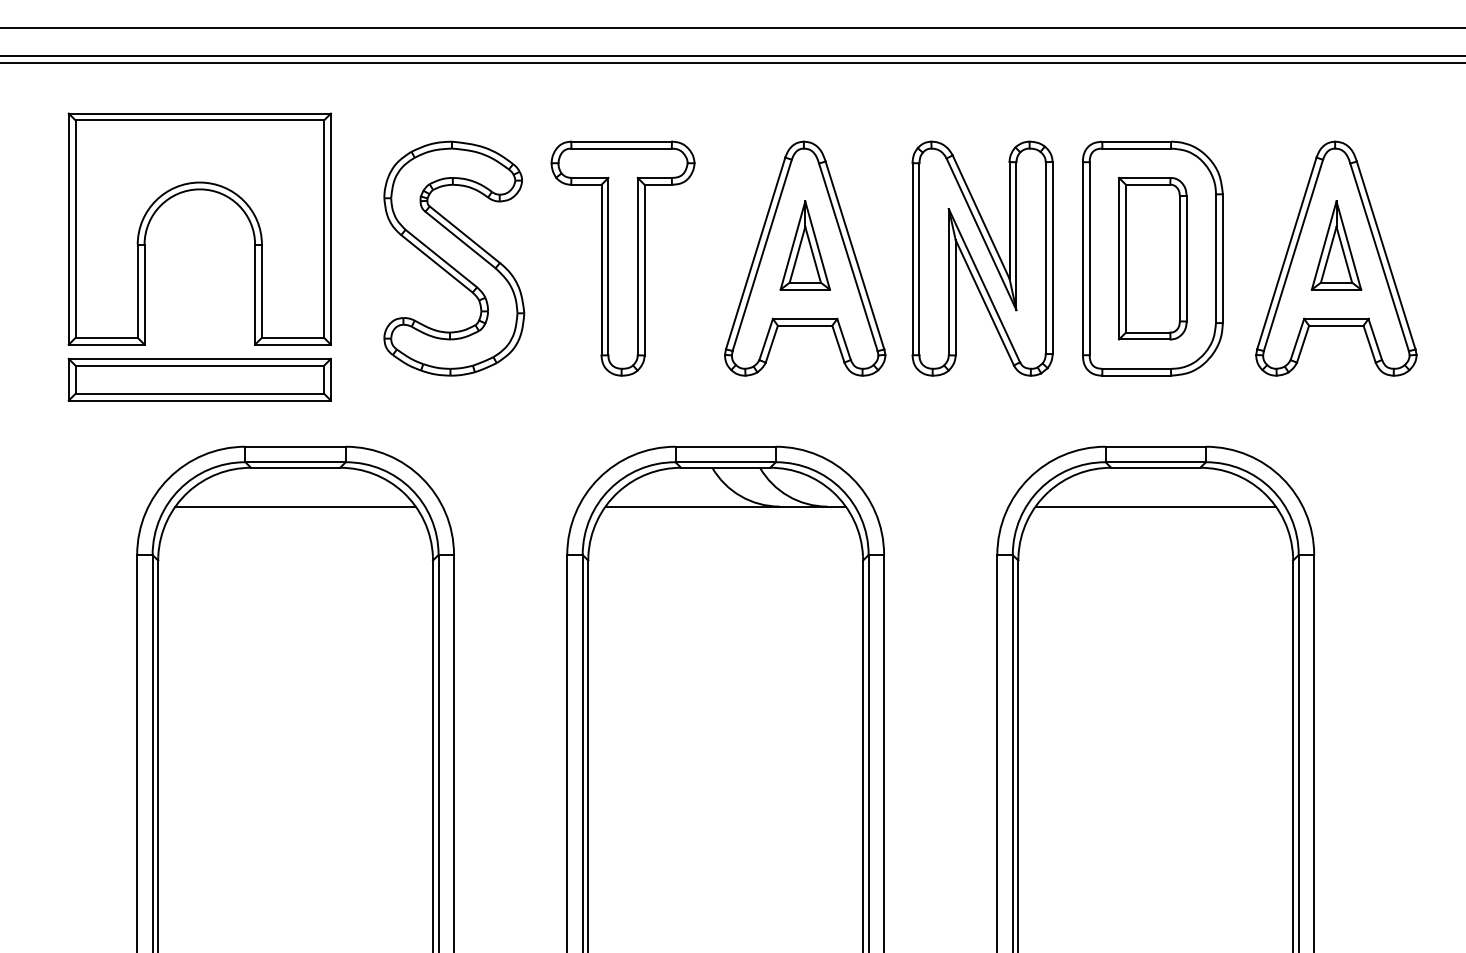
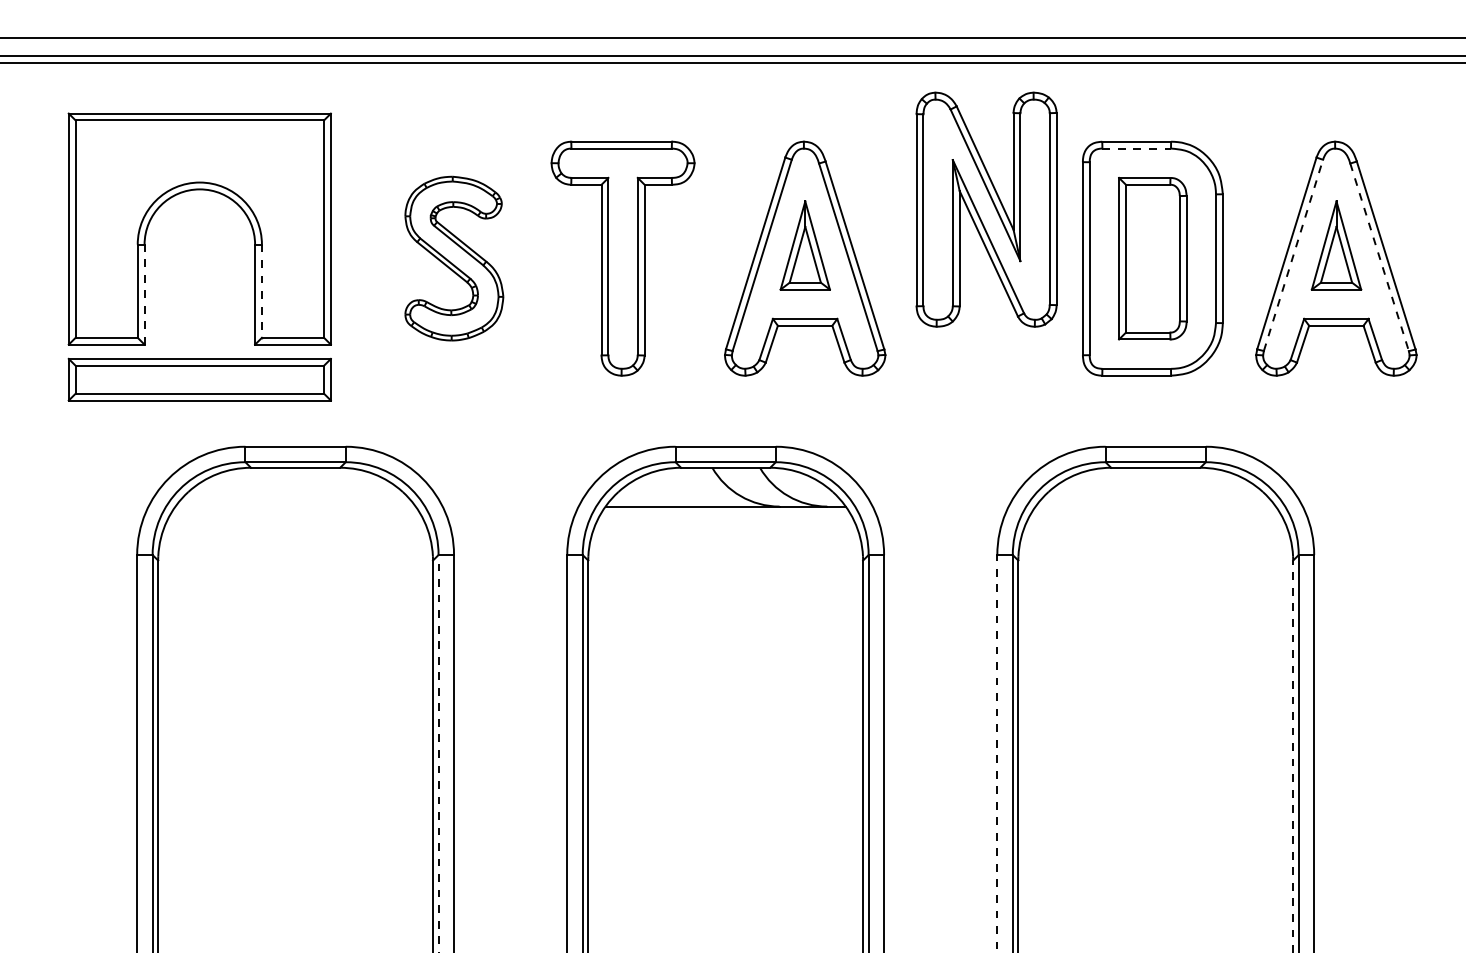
line position: (732, 28) -> (732, 38) (732, 38)
line: solid -> dashed (1137, 148)
line: solid -> dashed (1293, 254)
line: solid -> dashed (1379, 257)
part size: 143x237 px -> 101x167 px (454, 258)
part position: (982, 258) -> (986, 209) (986, 209)
line: solid -> dashed (261, 291)
line: solid -> dashed (144, 294)
line: present -> none (295, 506)
line: present -> none (1155, 506)
line: solid -> dashed (438, 753)
line: solid -> dashed (997, 753)
line: solid -> dashed (1293, 756)
